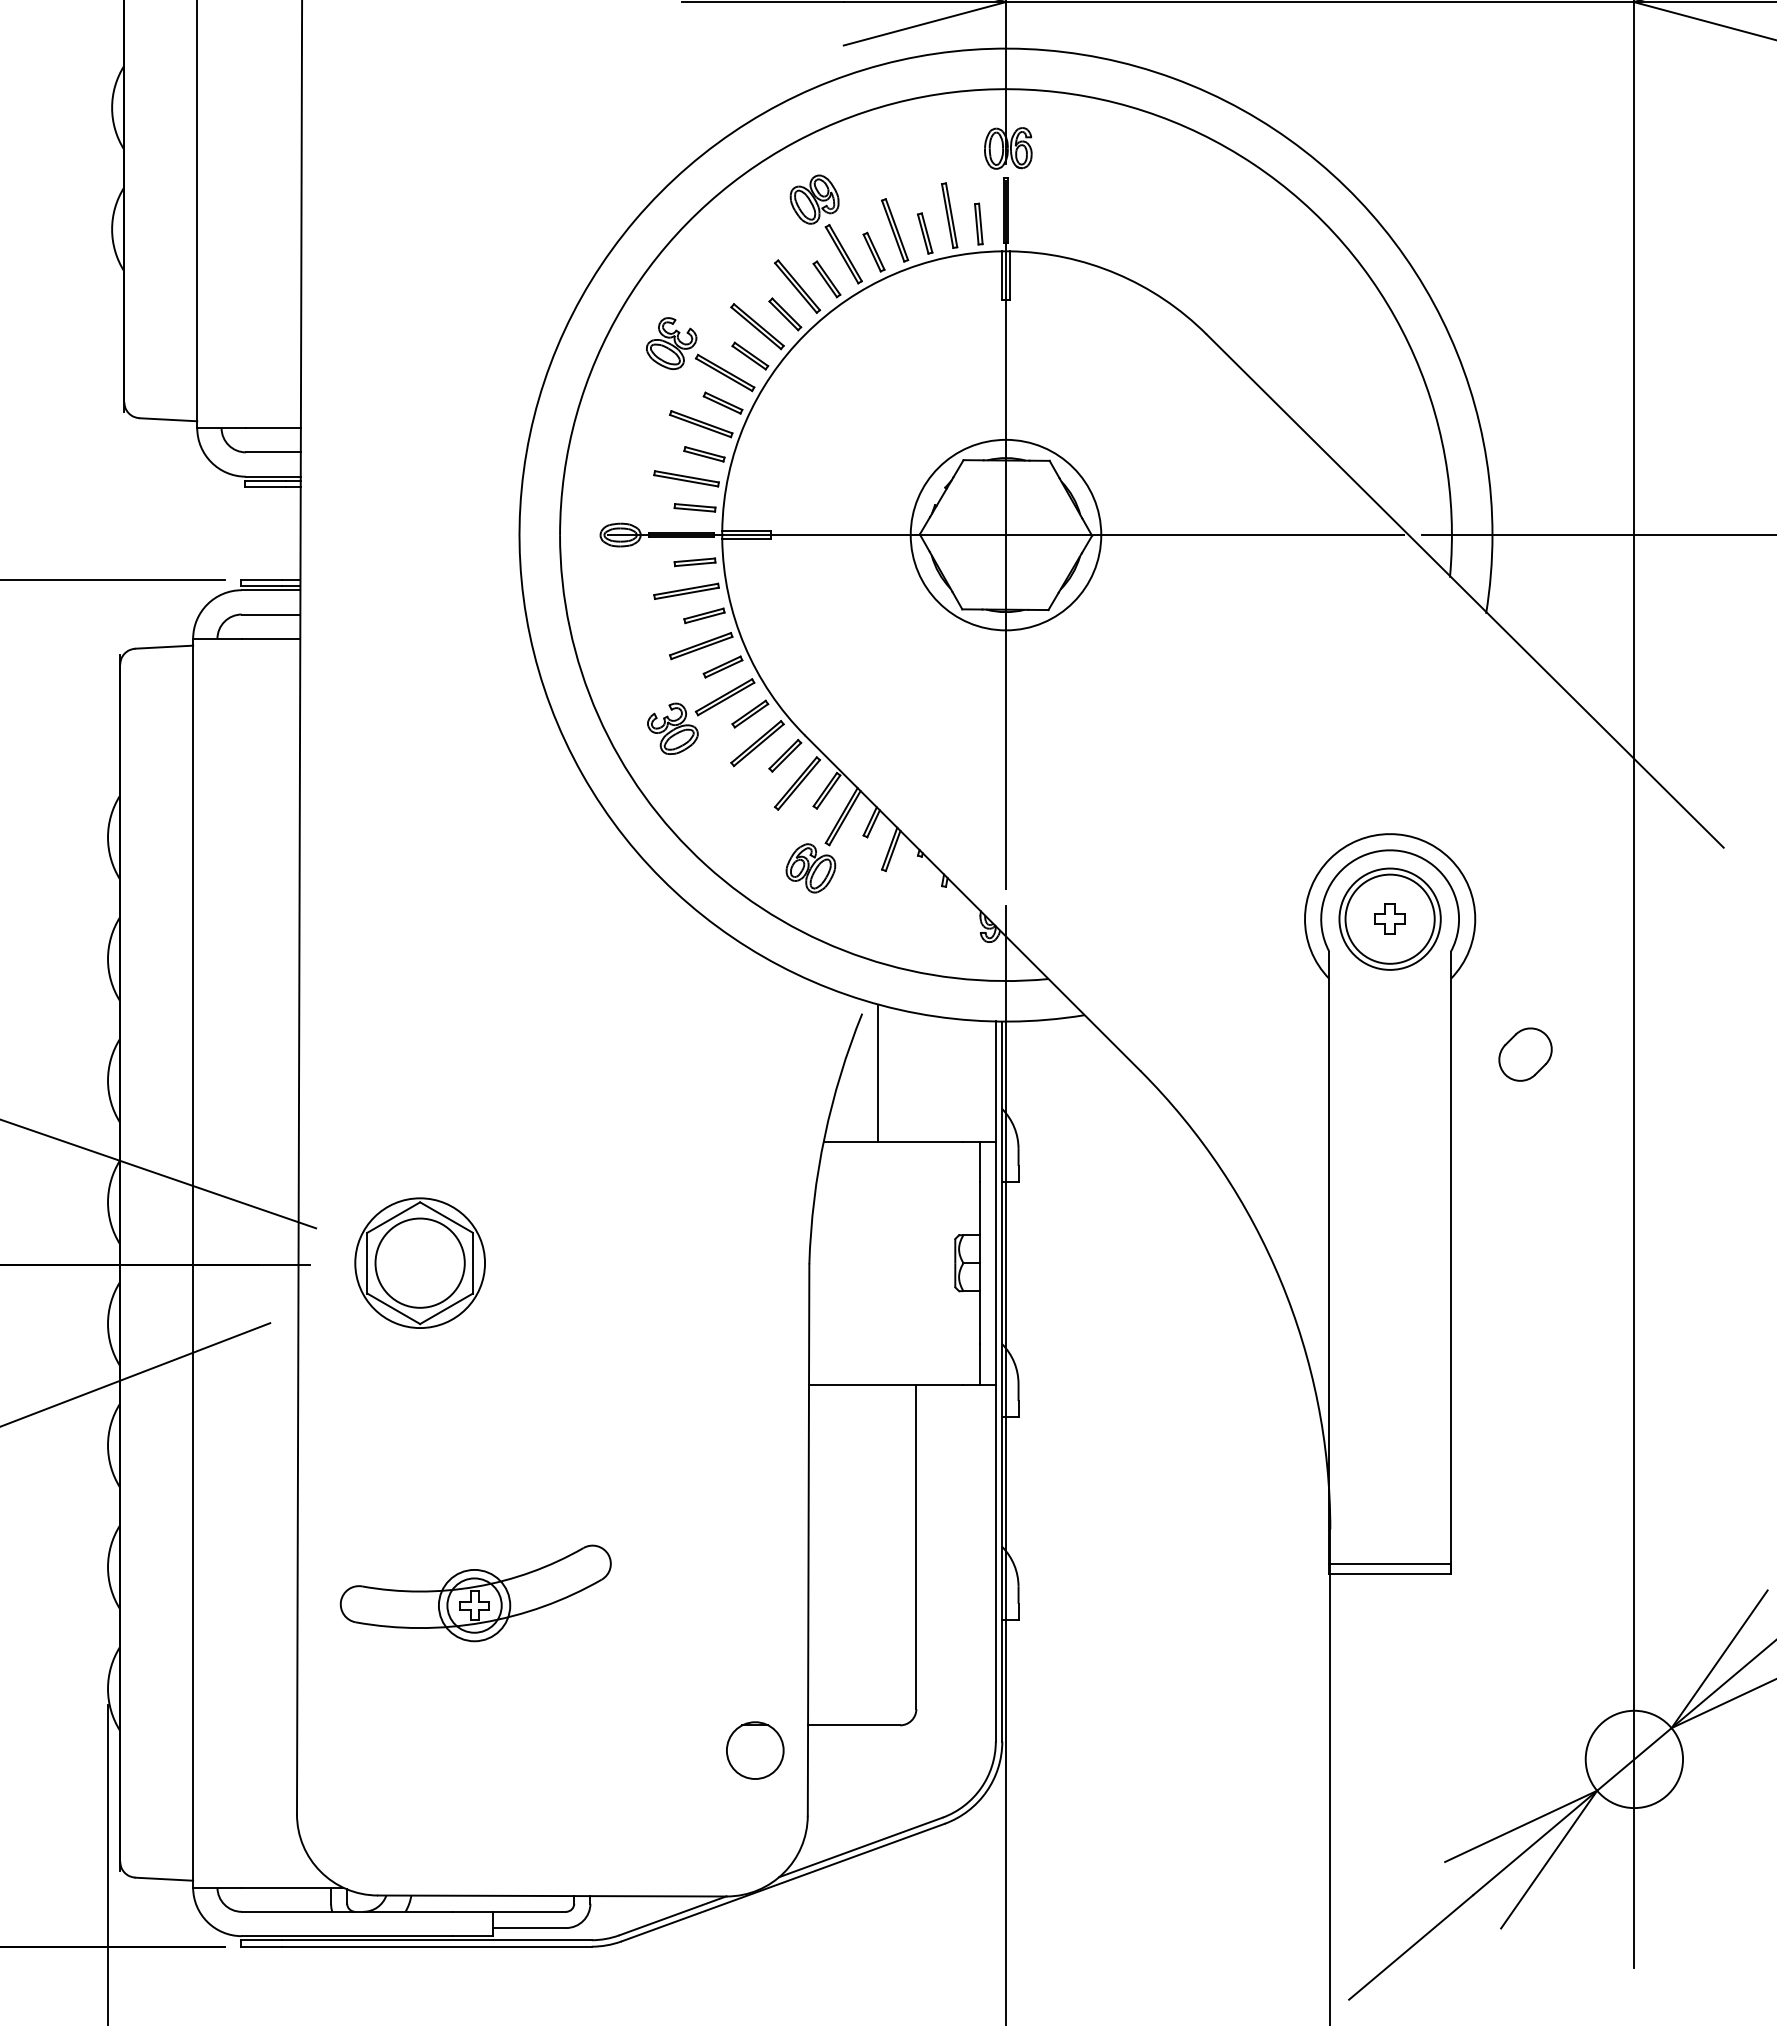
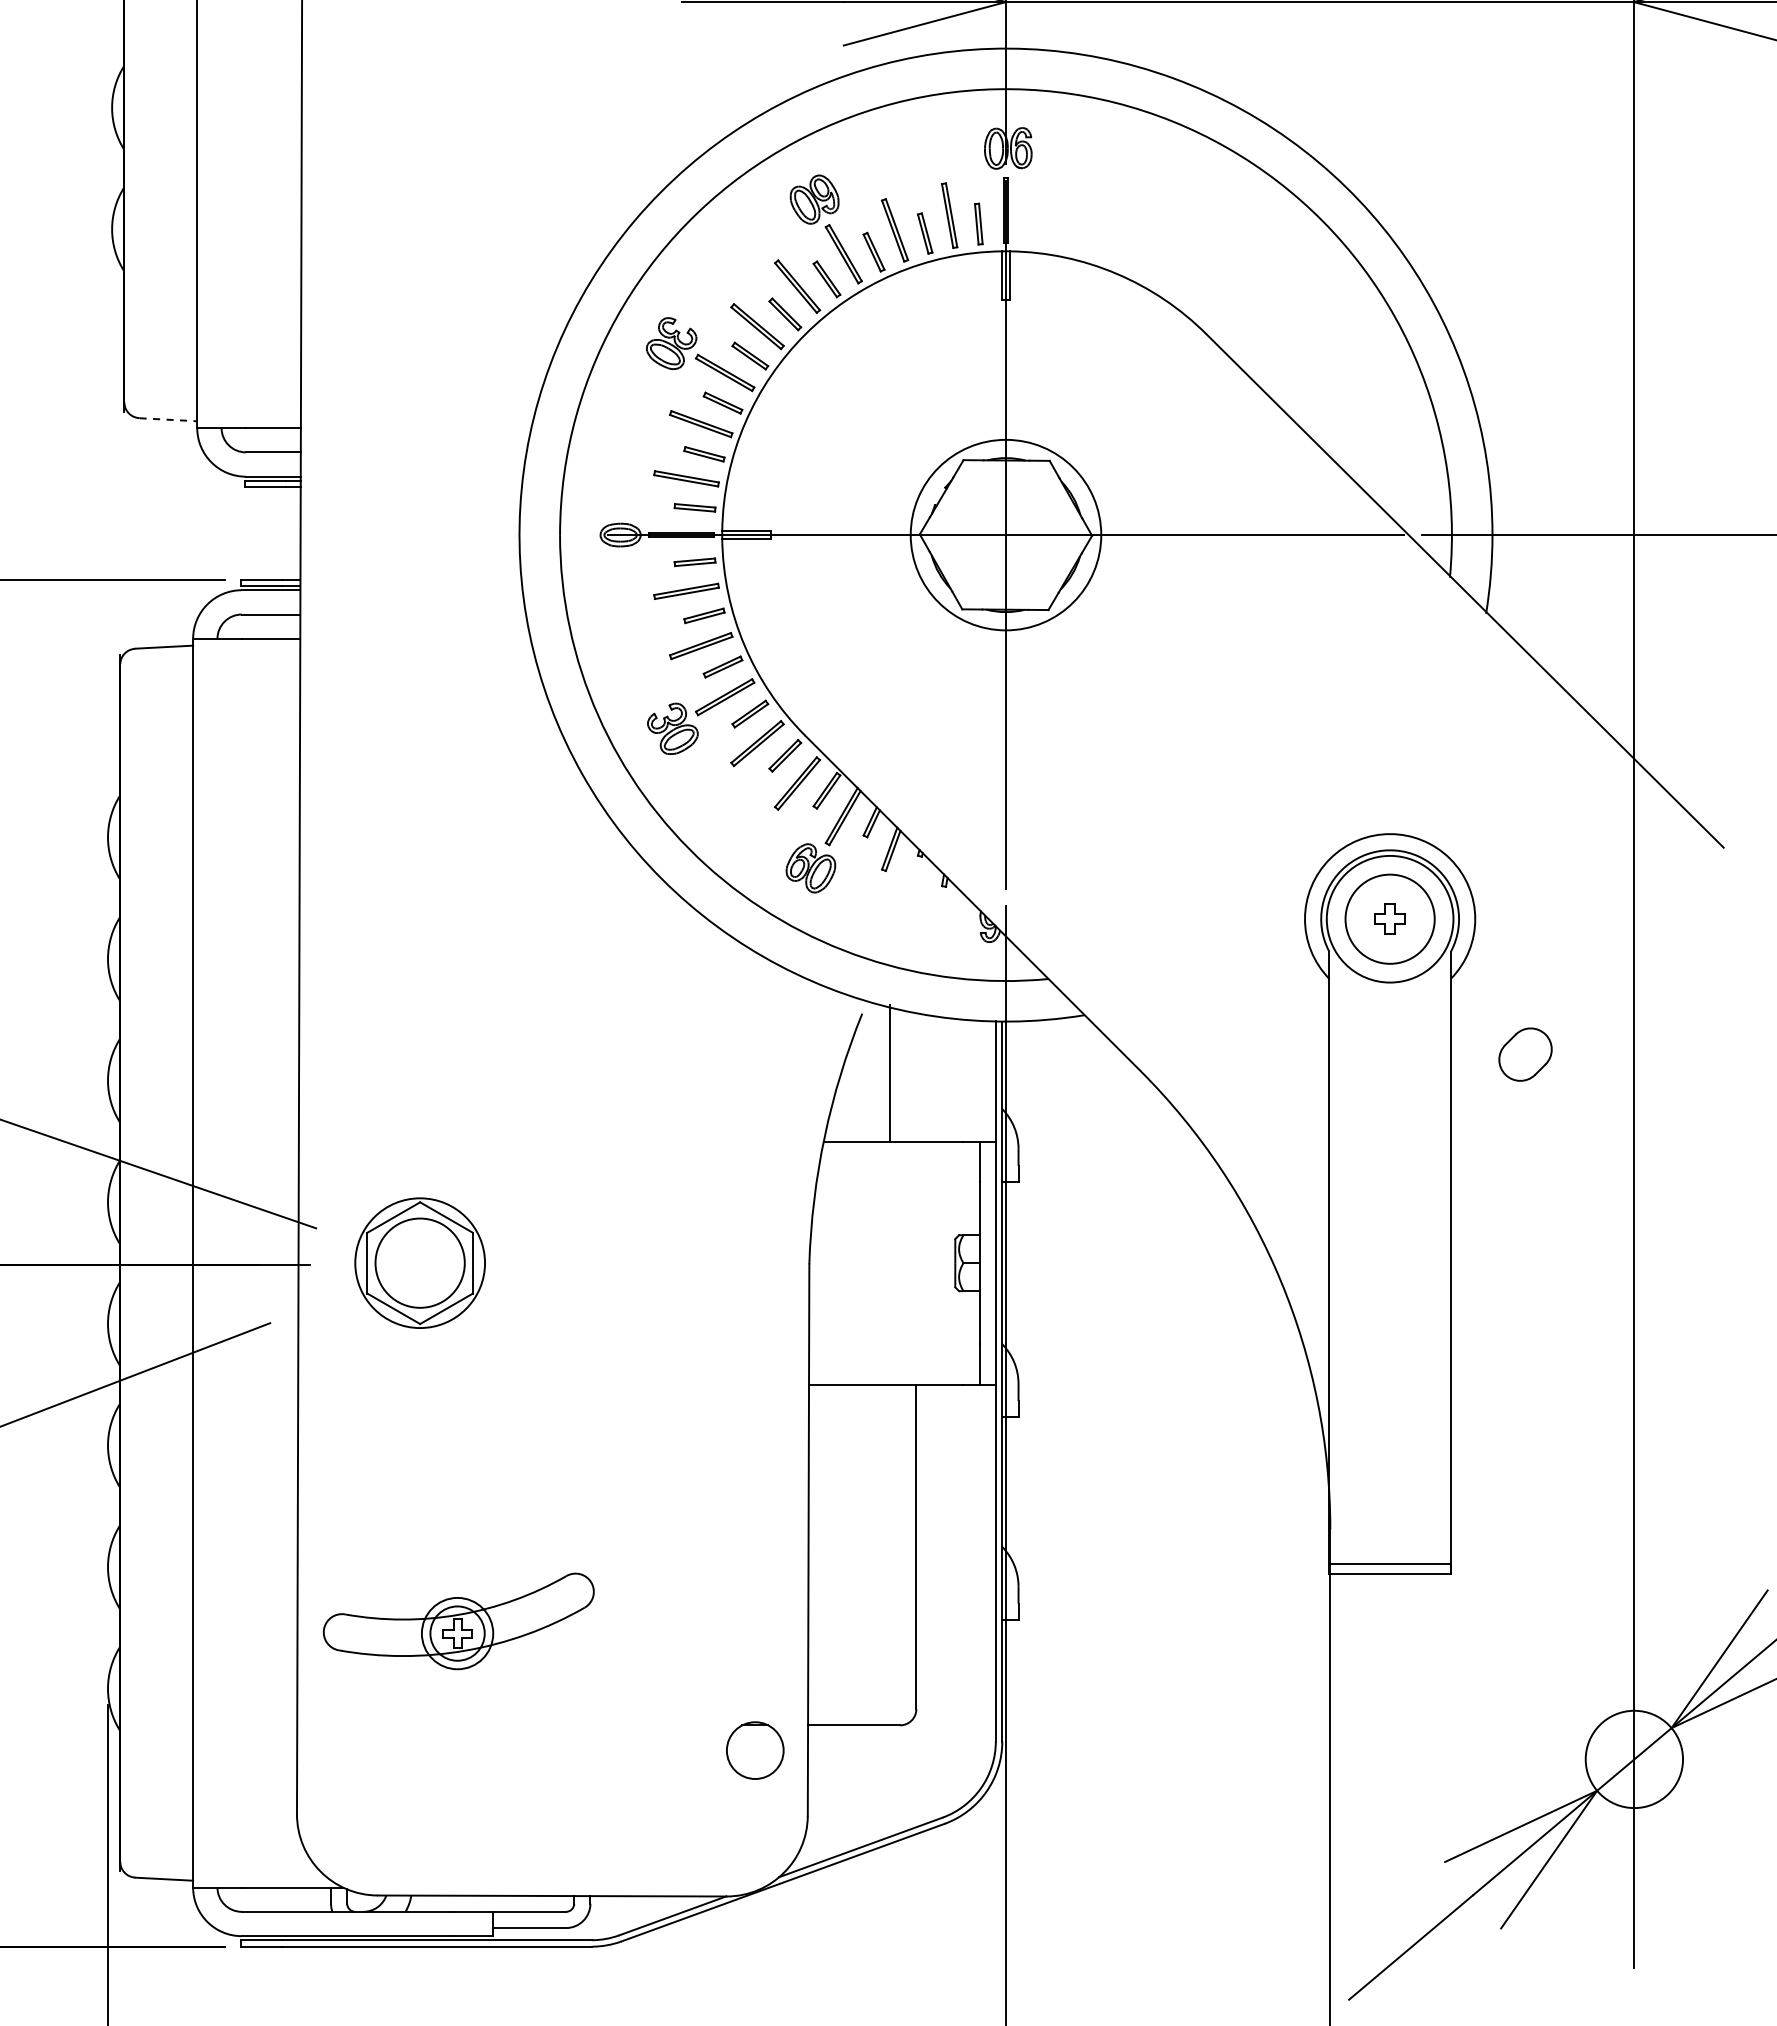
line: solid -> dashed (168, 419)
circle diameter: 101 px -> 127 px (1389, 918)
line position: (878, 1072) -> (890, 1072) (890, 1072)
part position: (475, 1593) -> (458, 1621) (458, 1621)
